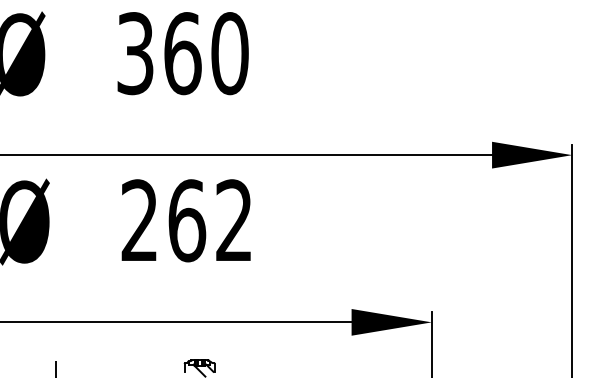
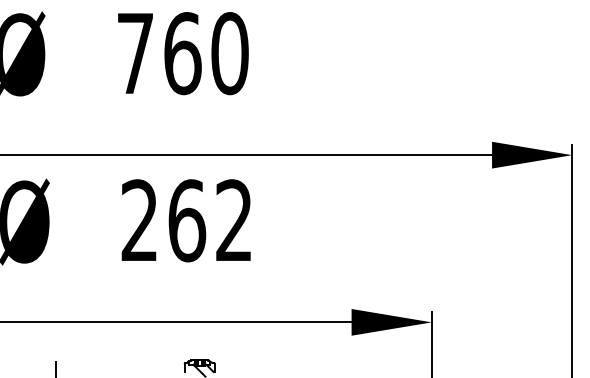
text: 360 -> 760 (135, 53)
